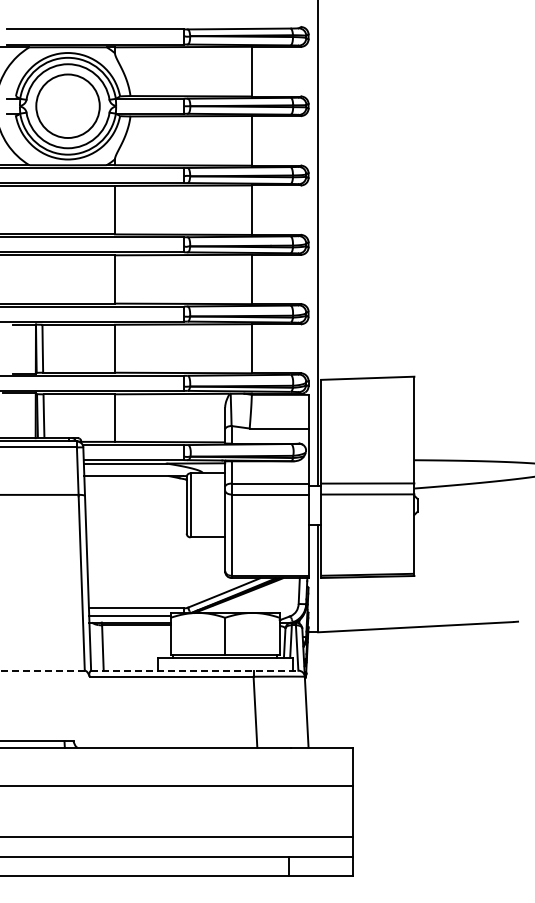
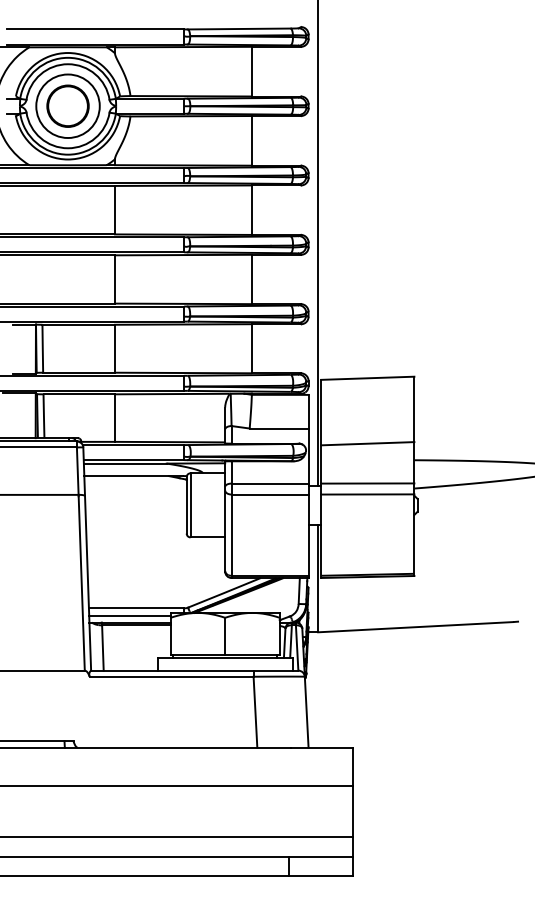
circle: none -> present (67, 105)
line: none -> present (367, 443)
line: dashed -> solid (42, 670)
line: dashed -> solid (194, 670)
